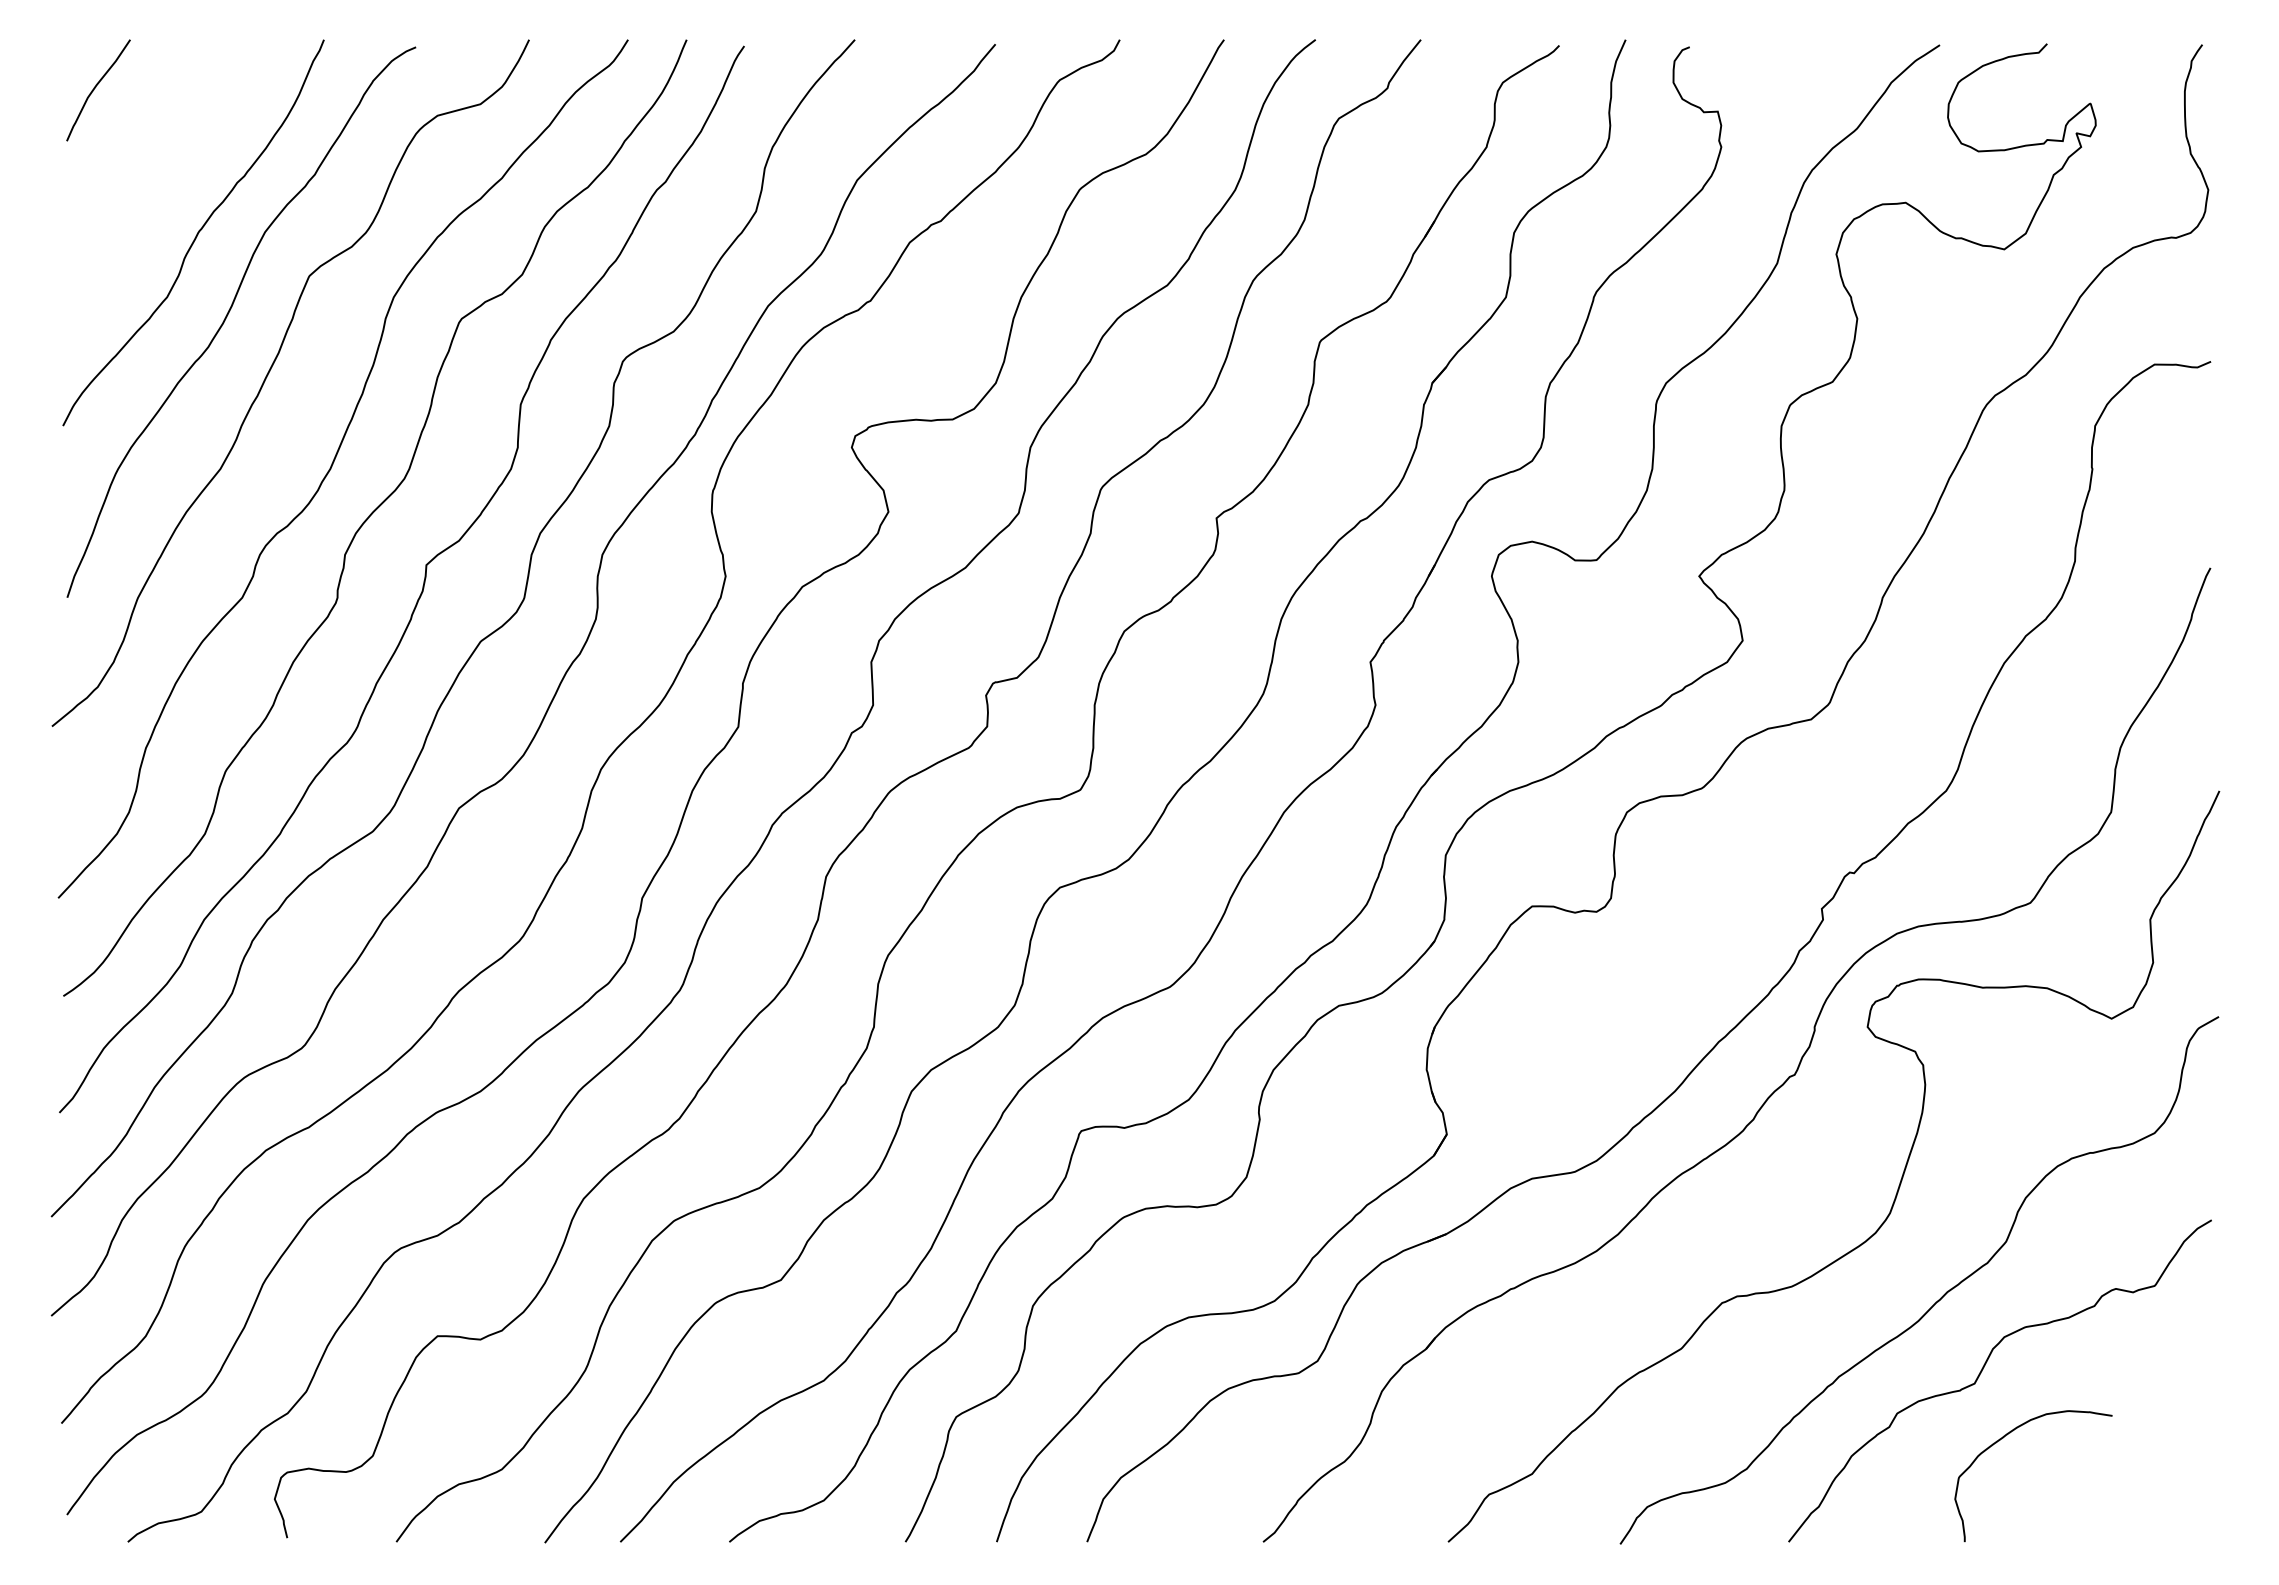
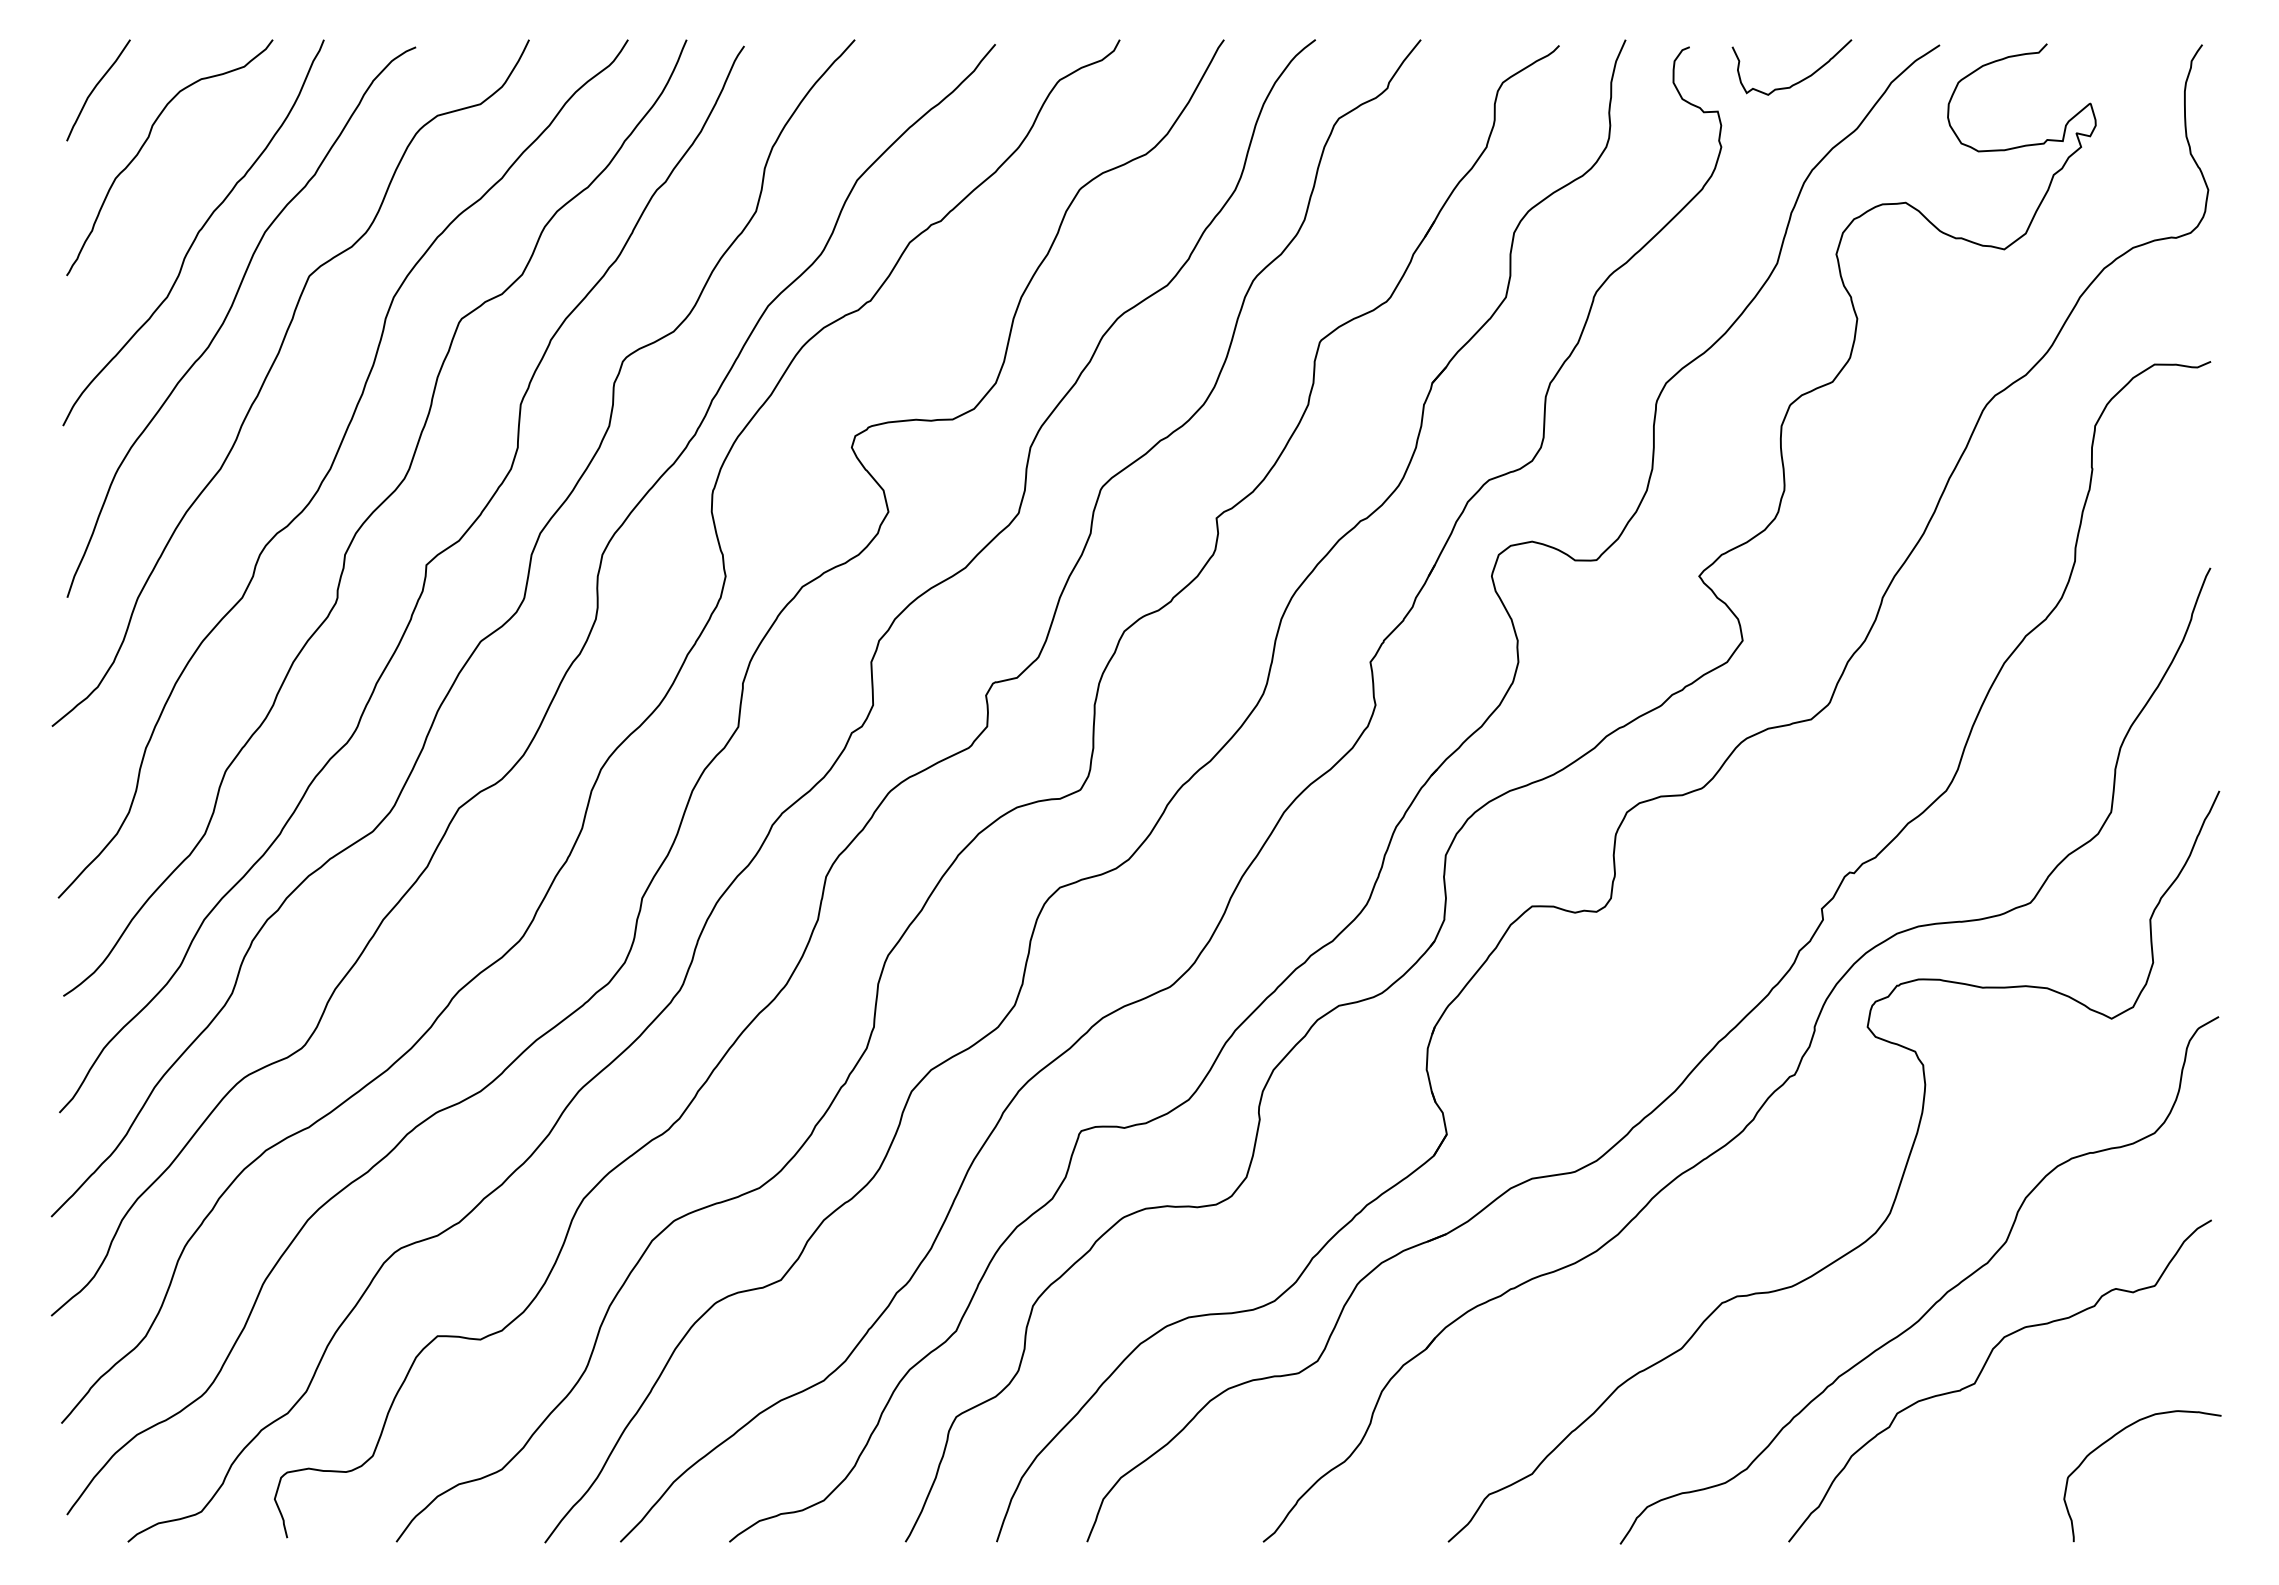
curve: none -> present (1798, 81)
curve: none -> present (146, 142)
curve position: (2003, 1438) -> (2112, 1438) (2112, 1438)
